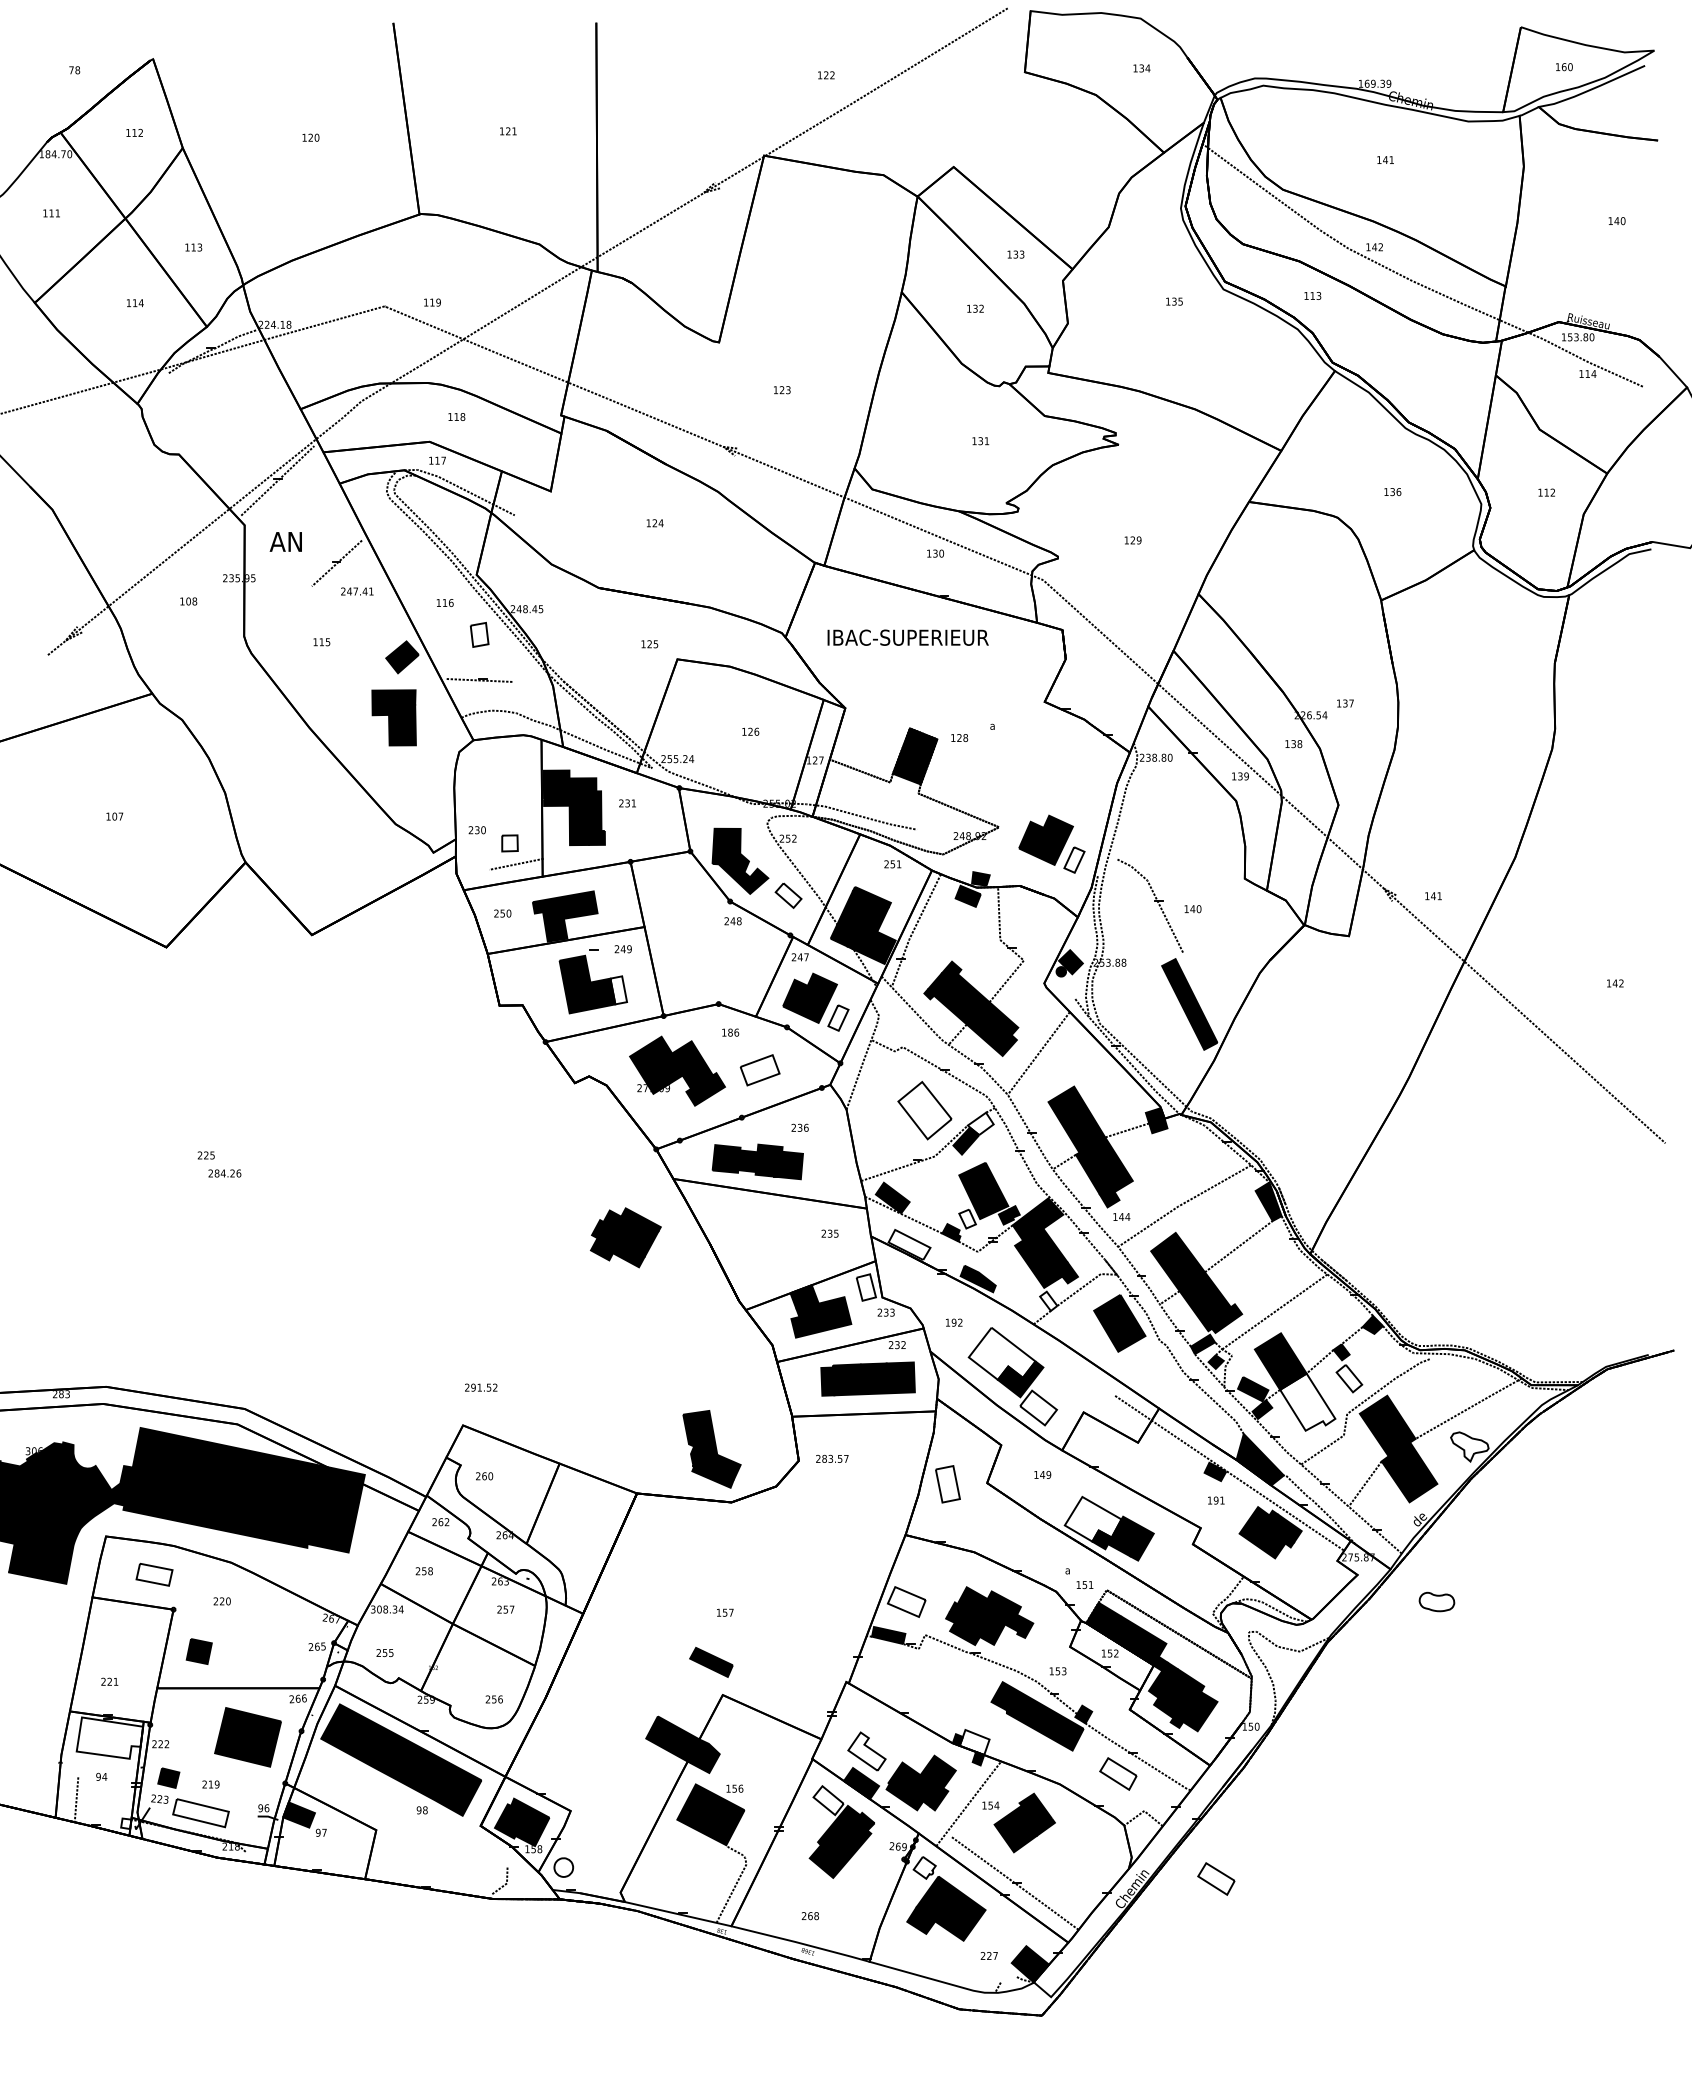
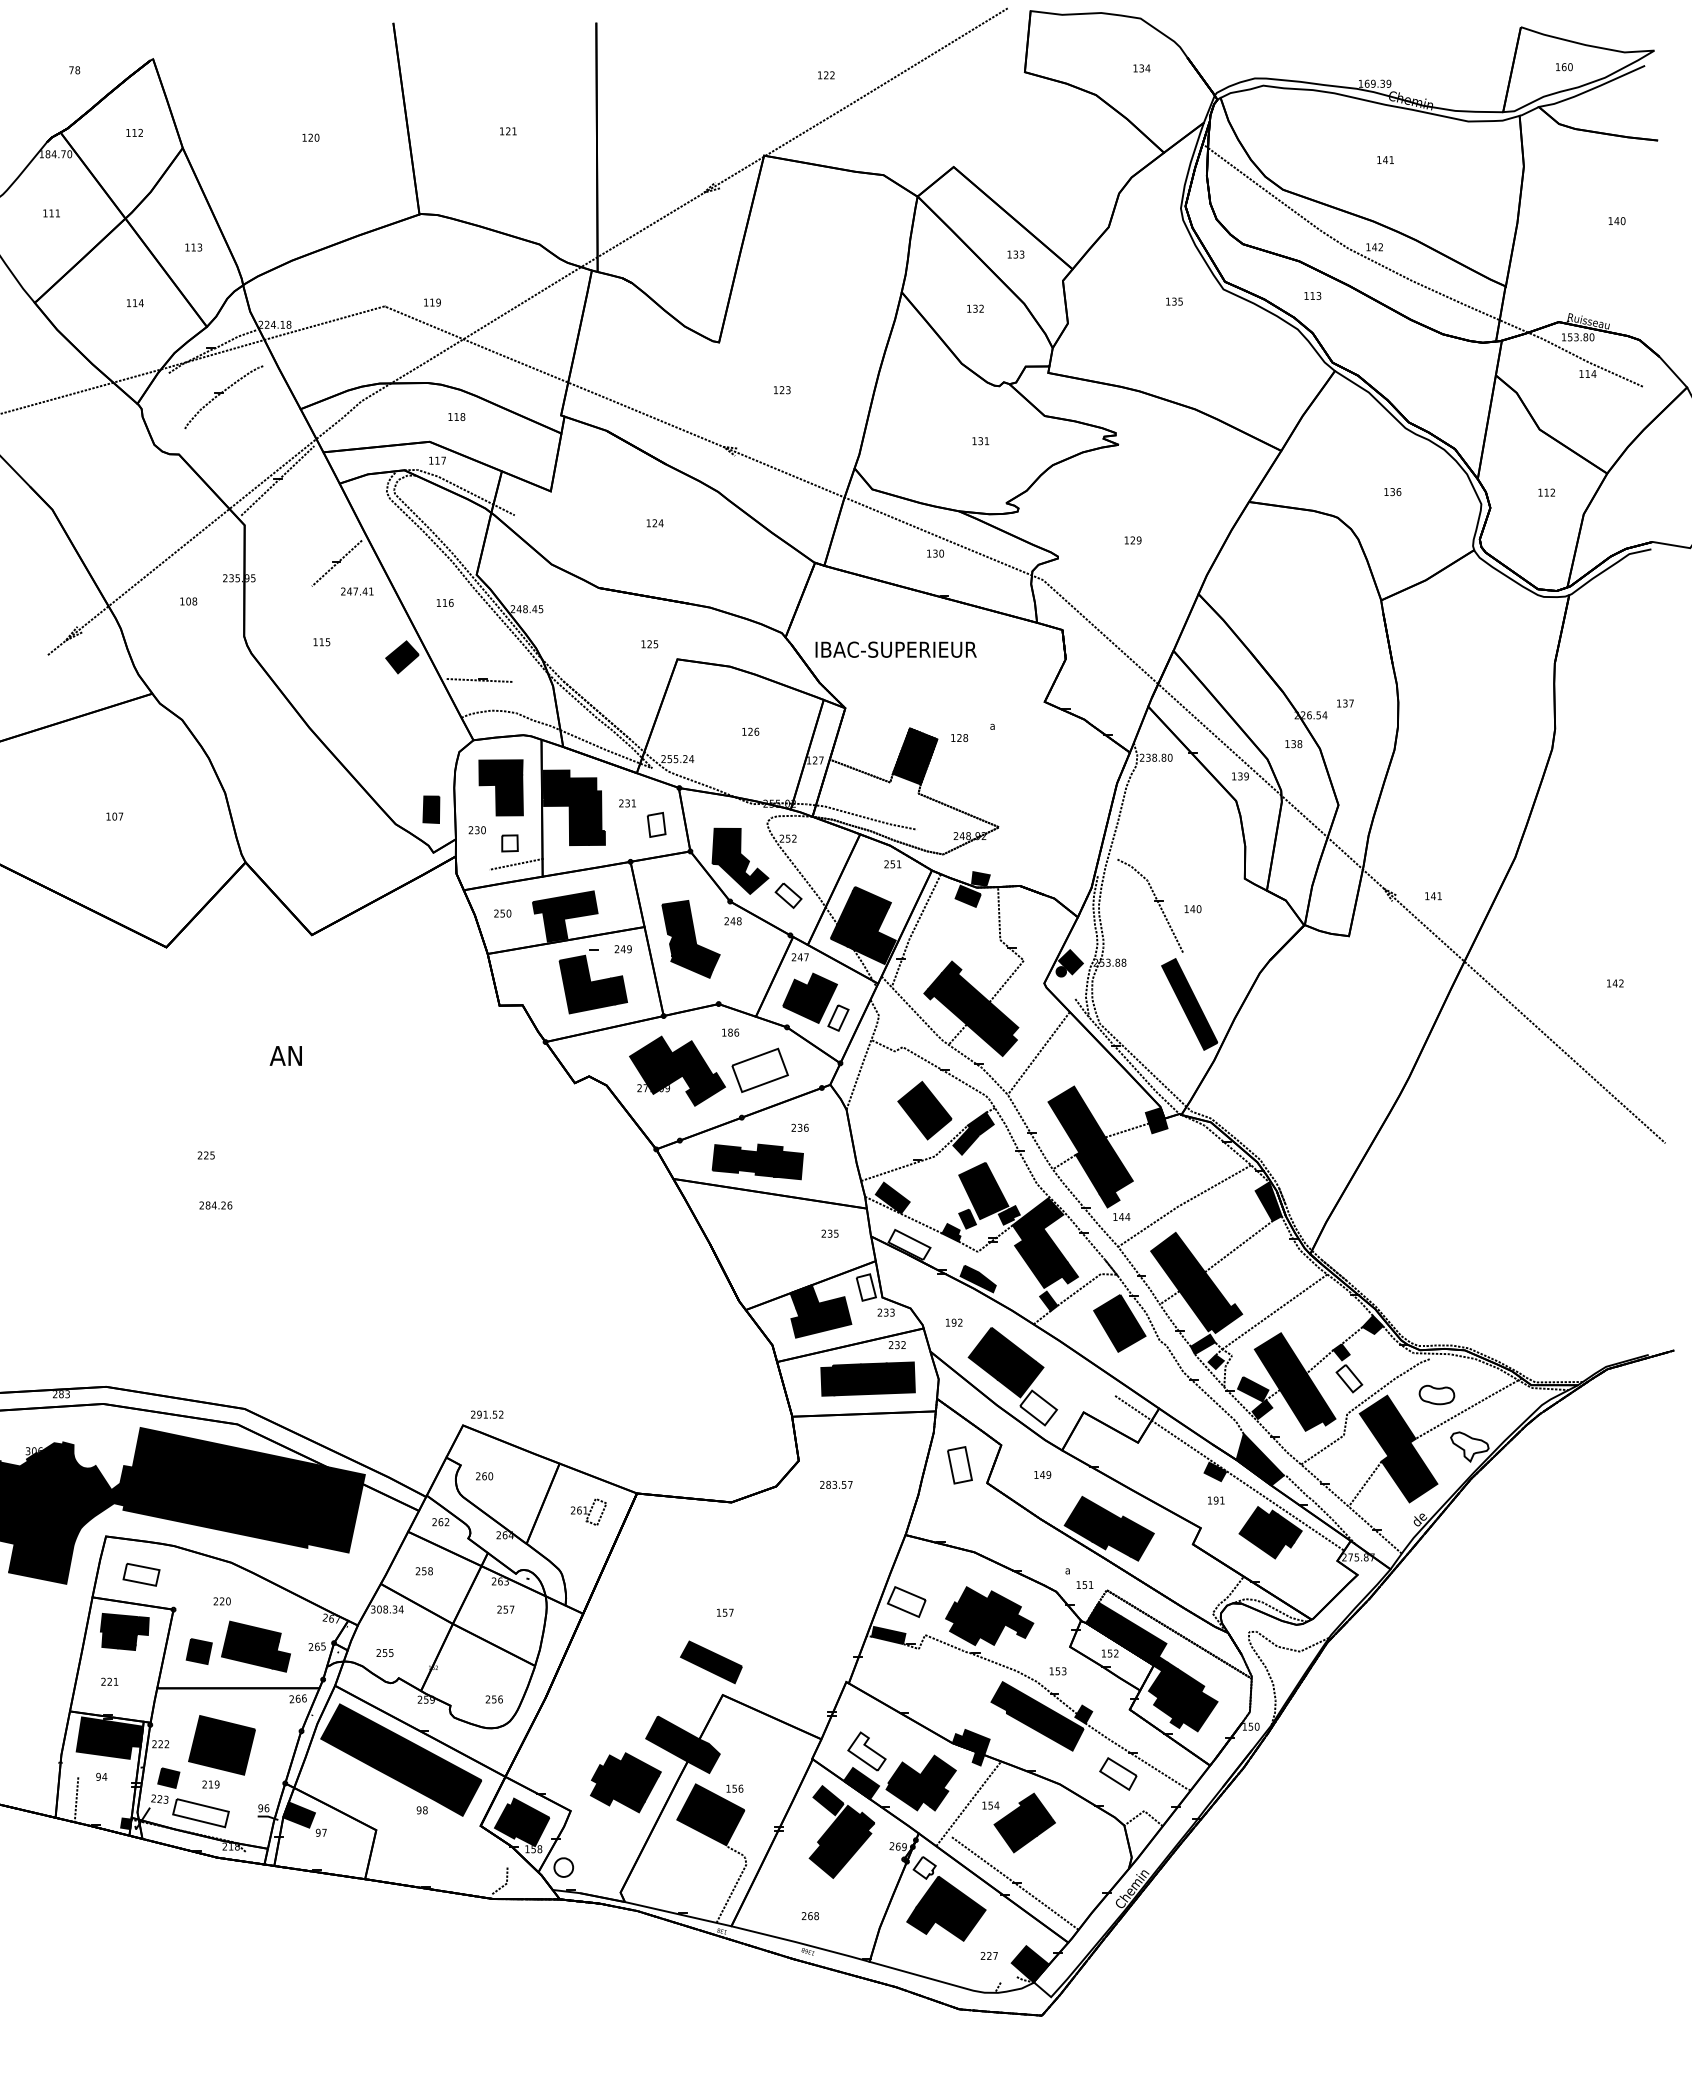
part: none -> present (223, 396)
text position: (285, 541) -> (285, 1055) (285, 1055)
part position: (479, 634) -> (656, 824) (656, 824)
text position: (907, 637) -> (895, 649) (895, 649)
part position: (393, 717) -> (500, 787) (500, 787)
part: none -> present (431, 809)
part: present -> none (1051, 843)
fill: none -> present (618, 990)
part size: 42x33 px -> 58x46 px (759, 1069)
fill: none -> present (924, 1110)
fill: none -> present (980, 1123)
text position: (224, 1173) -> (215, 1205) (215, 1205)
fill: none -> present (967, 1218)
part position: (625, 1237) -> (625, 1782) (625, 1782)
fill: none -> present (1048, 1300)
fill: none -> present (1001, 1353)
text position: (481, 1387) -> (487, 1414) (487, 1414)
fill: none -> present (1307, 1401)
part position: (711, 1449) -> (690, 939) (690, 939)
text position: (832, 1458) -> (836, 1484) (836, 1484)
part position: (947, 1484) -> (959, 1465) (959, 1465)
part: none -> present (588, 1511)
fill: none -> present (1092, 1518)
part position: (154, 1574) -> (141, 1574) (141, 1574)
part position: (1436, 1601) -> (1436, 1394) (1436, 1394)
part: none -> present (124, 1631)
part: none -> present (255, 1646)
part size: 45x32 px -> 63x45 px (711, 1662)
fill: none -> present (109, 1737)
part position: (247, 1737) -> (221, 1745) (221, 1745)
fill: none -> present (974, 1742)
fill: none -> present (828, 1800)
fill: none -> present (126, 1823)
part: present -> none (1216, 1878)
